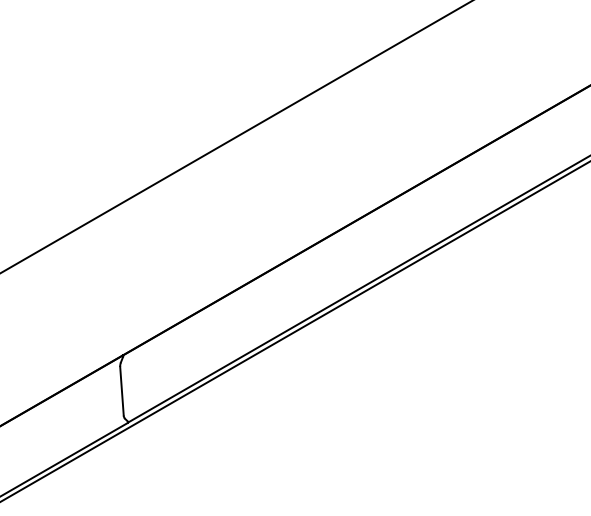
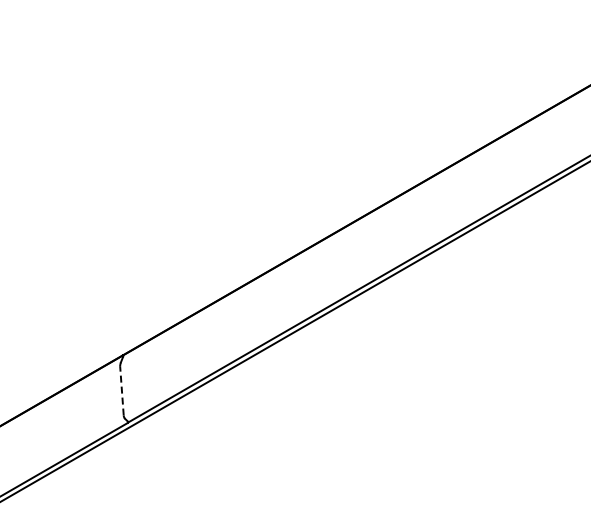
line: present -> none (235, 136)
line: solid -> dashed (121, 390)
